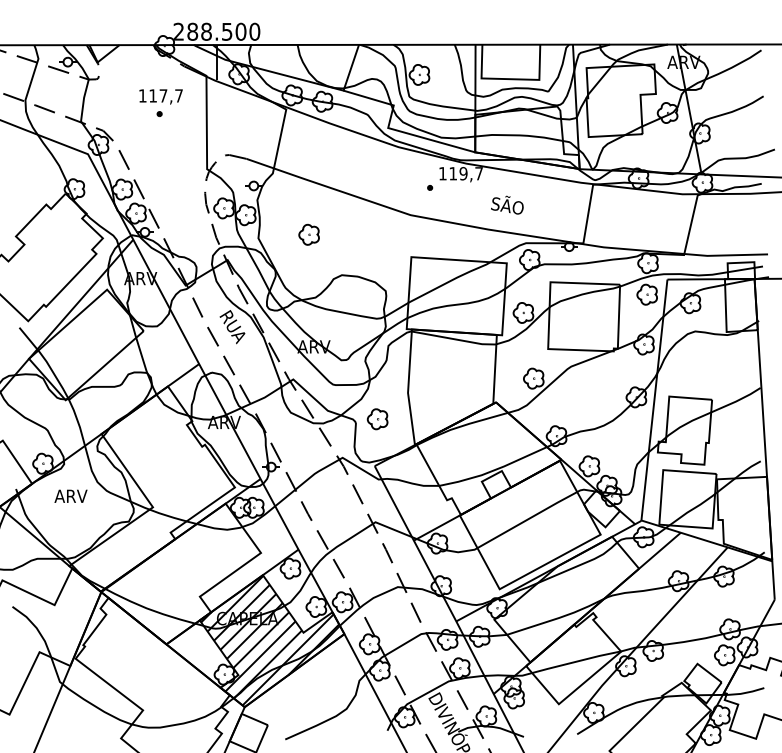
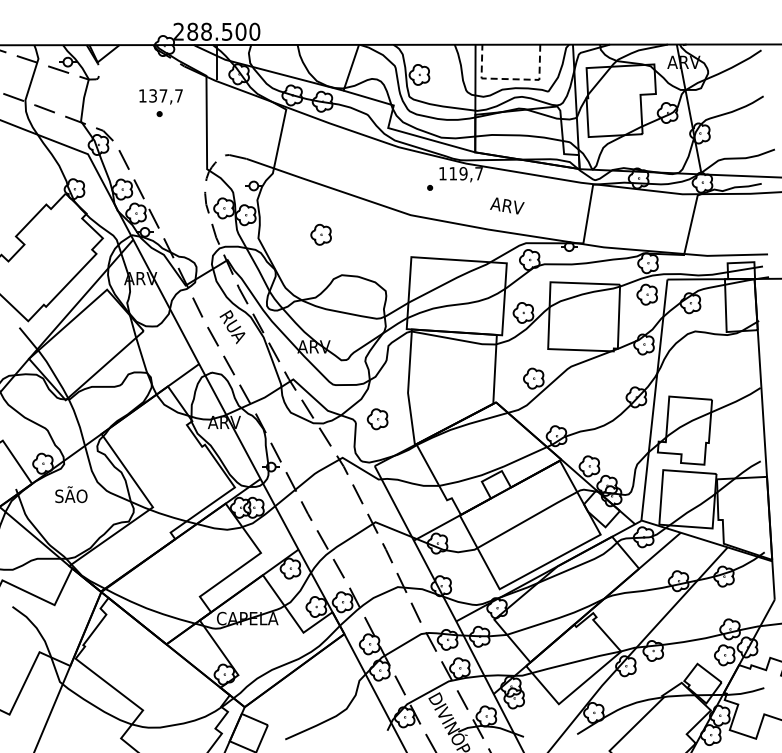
line: solid -> dashed (511, 79)
text: 117,7 -> 137,7 (152, 95)
text: SÃO -> ARV (507, 204)
part position: (308, 234) -> (320, 234) (320, 234)
text: ARV -> SÃO (70, 494)
hatch: present -> none (270, 640)
